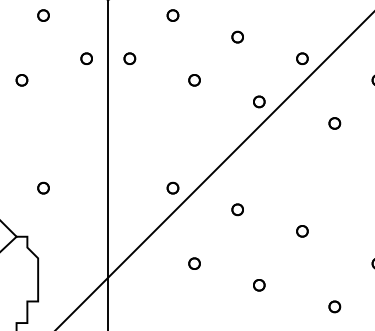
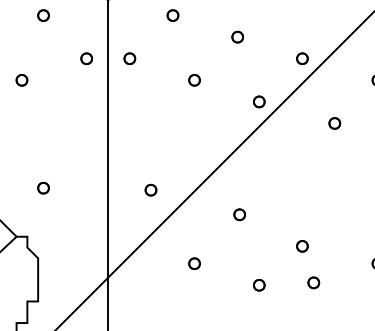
part position: (172, 187) -> (150, 189) (150, 189)
part position: (237, 209) -> (239, 214) (239, 214)
part position: (302, 231) -> (302, 246) (302, 246)
part position: (334, 306) -> (313, 282) (313, 282)
